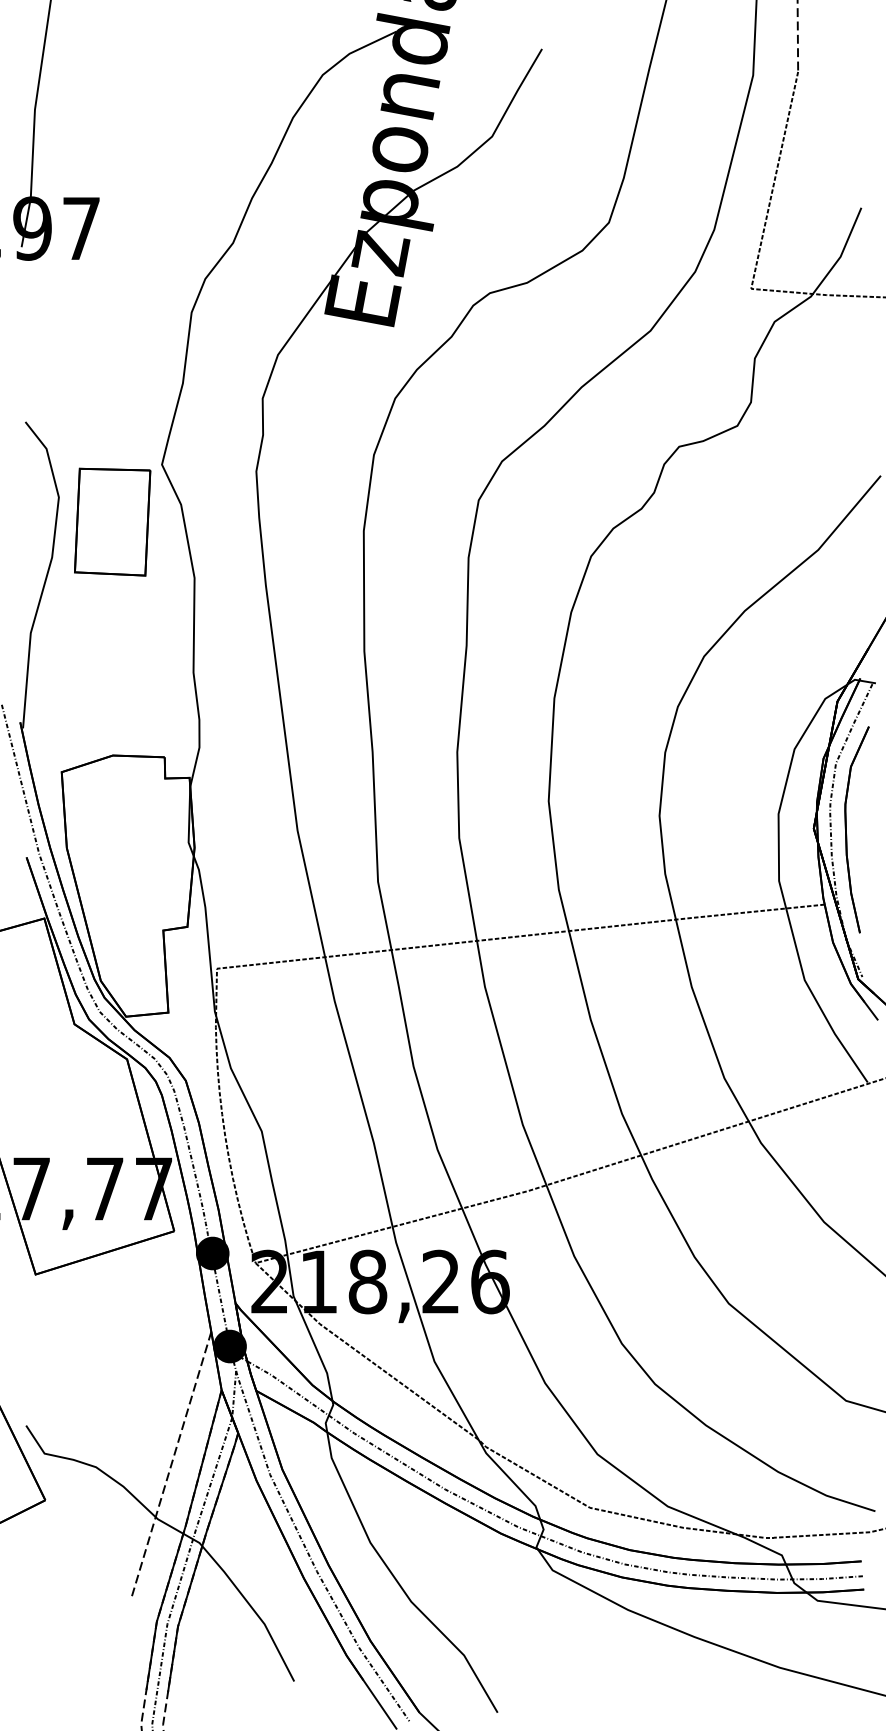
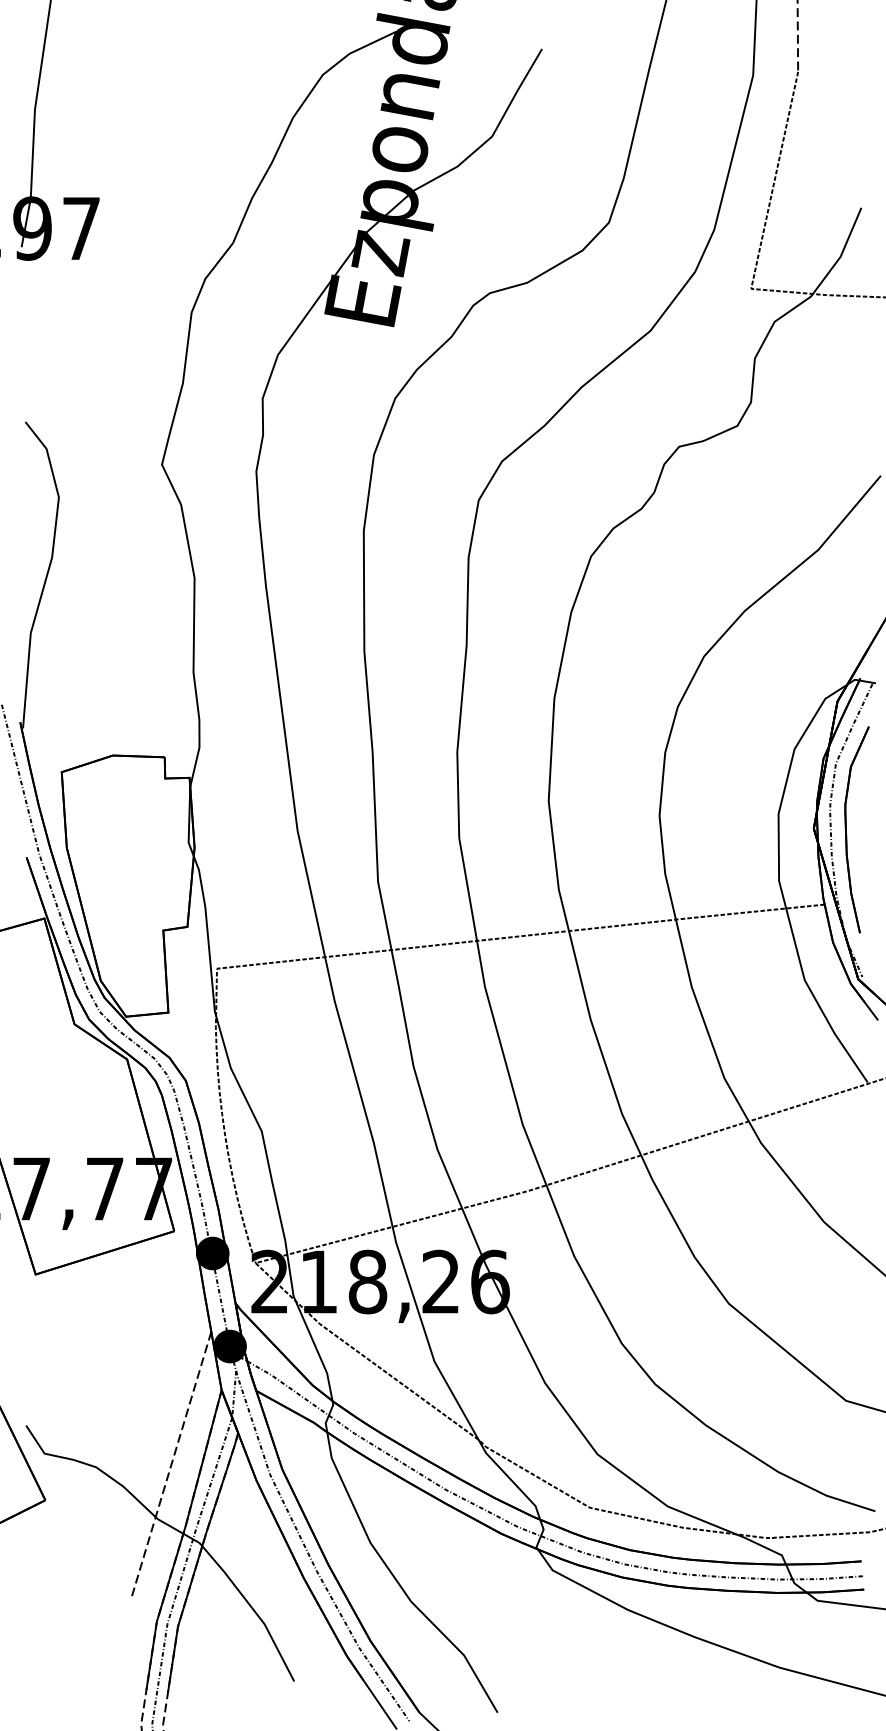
part: present -> none (112, 521)
